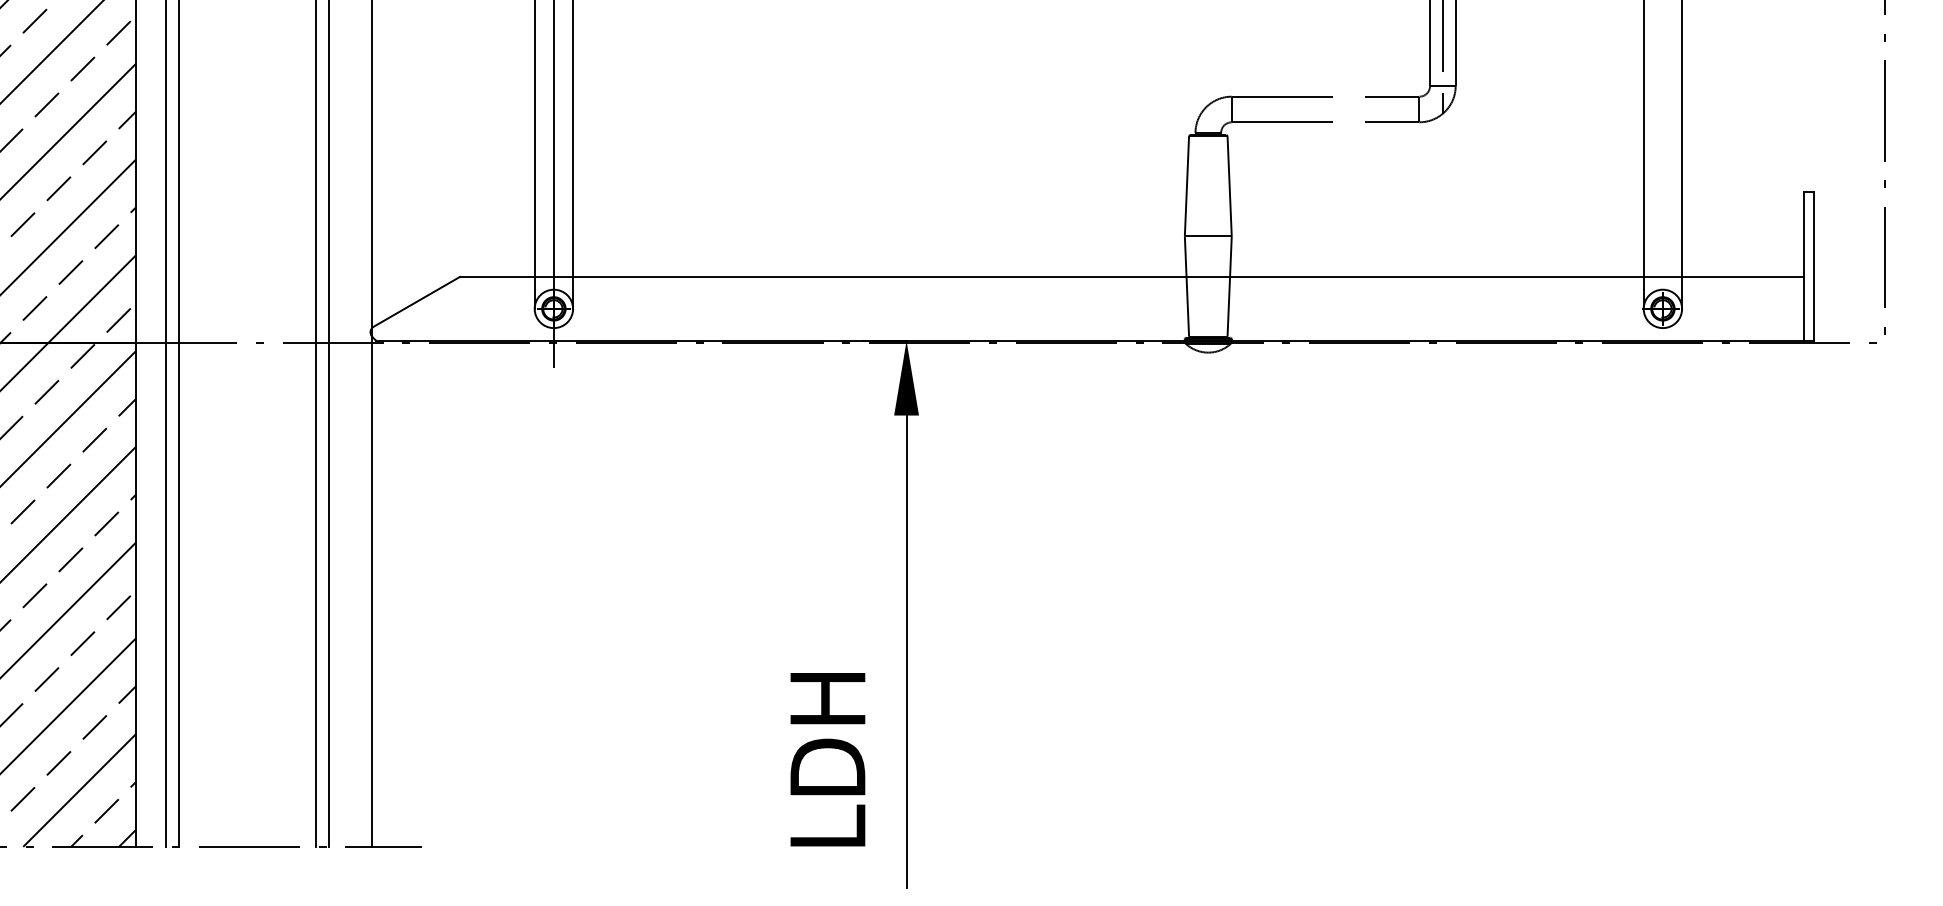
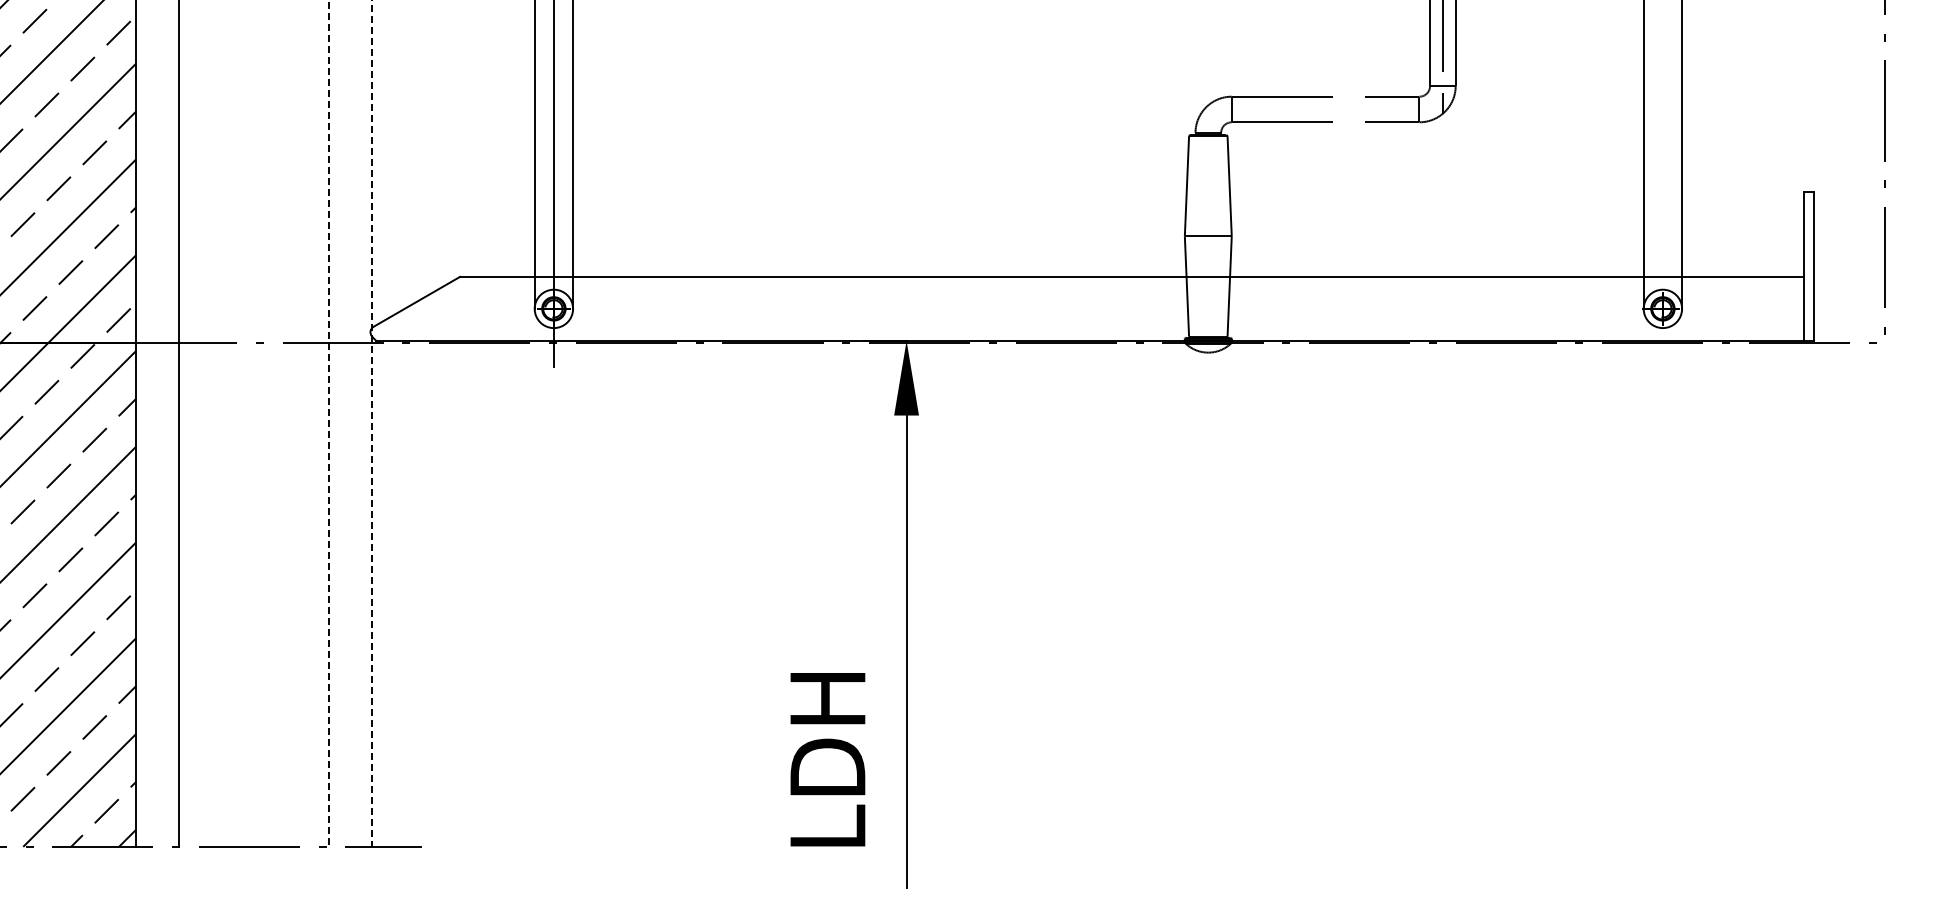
line: present -> none (165, 424)
line: present -> none (316, 424)
line: solid -> dashed (328, 424)
line: solid -> dashed (371, 424)
